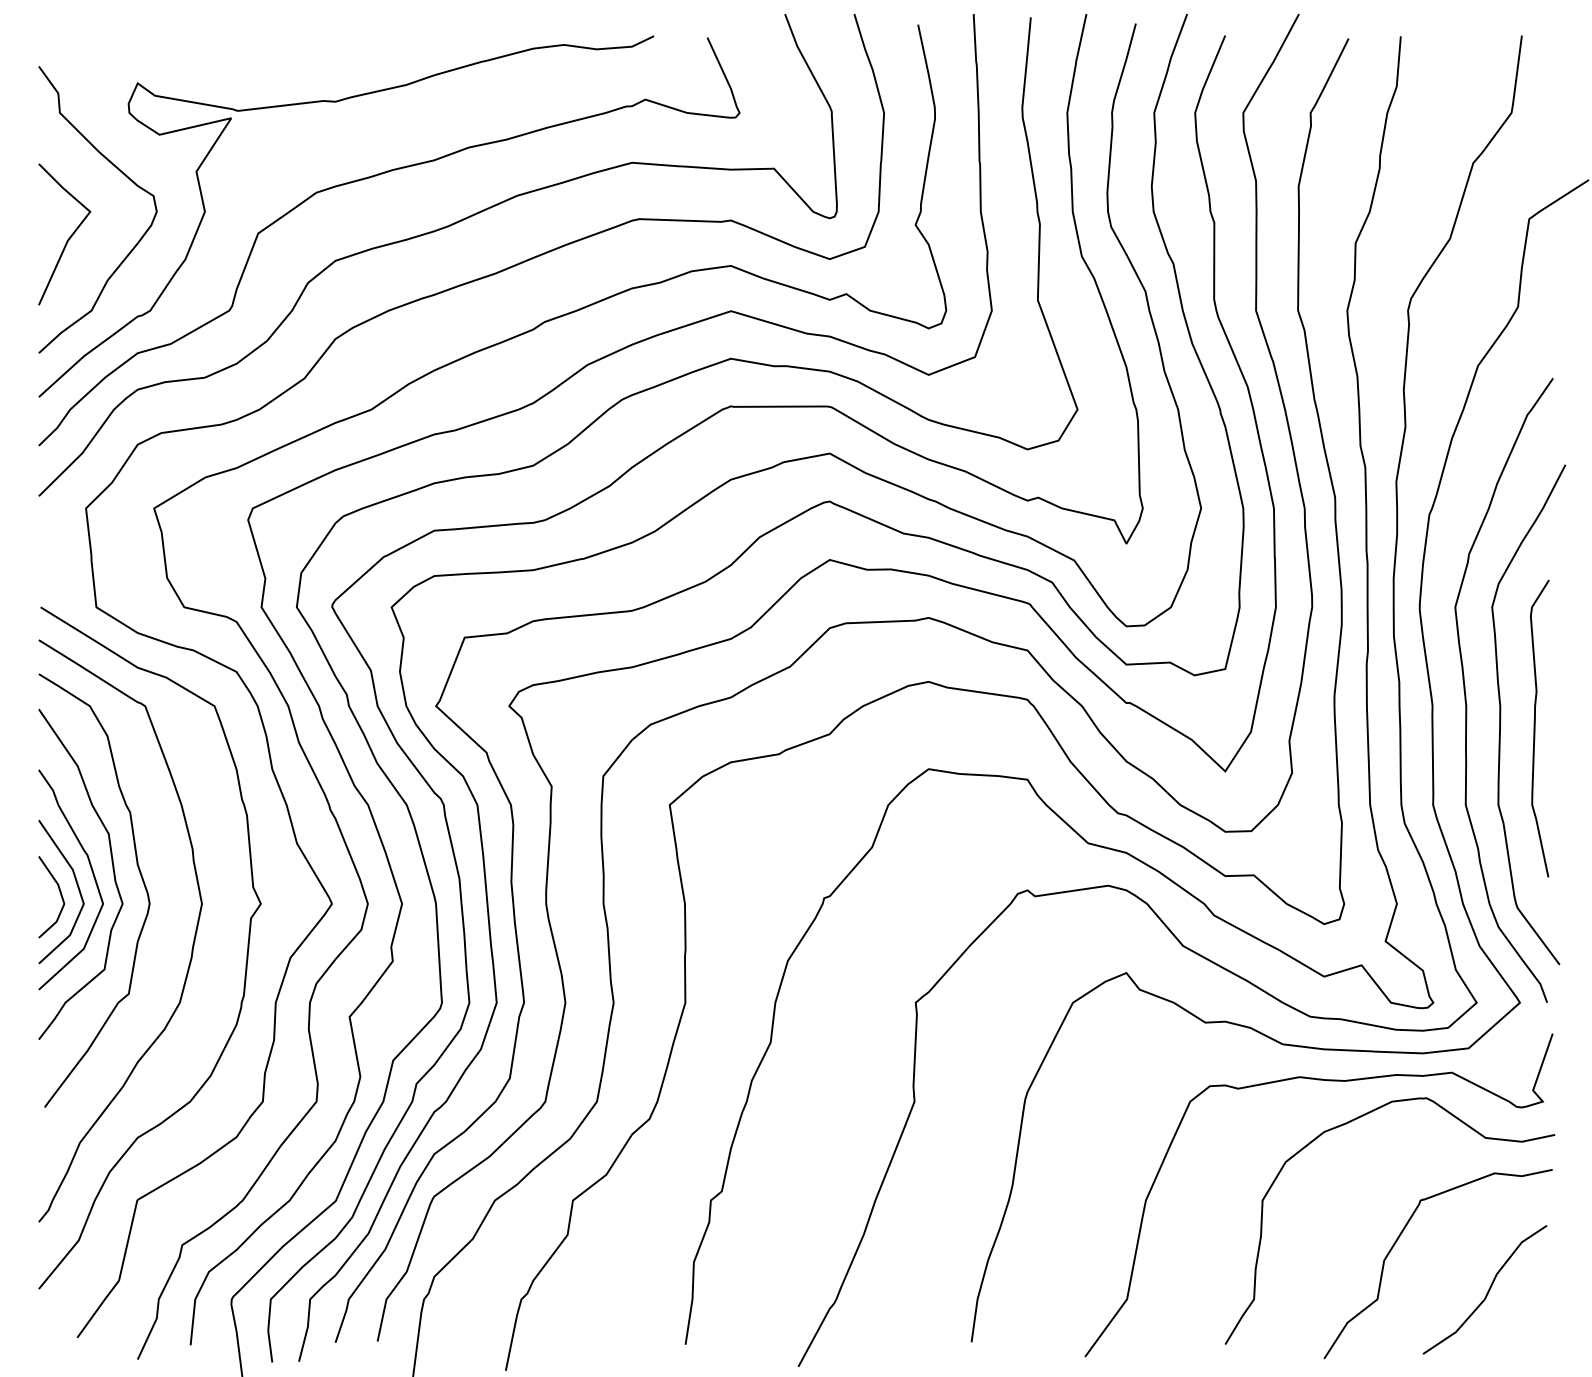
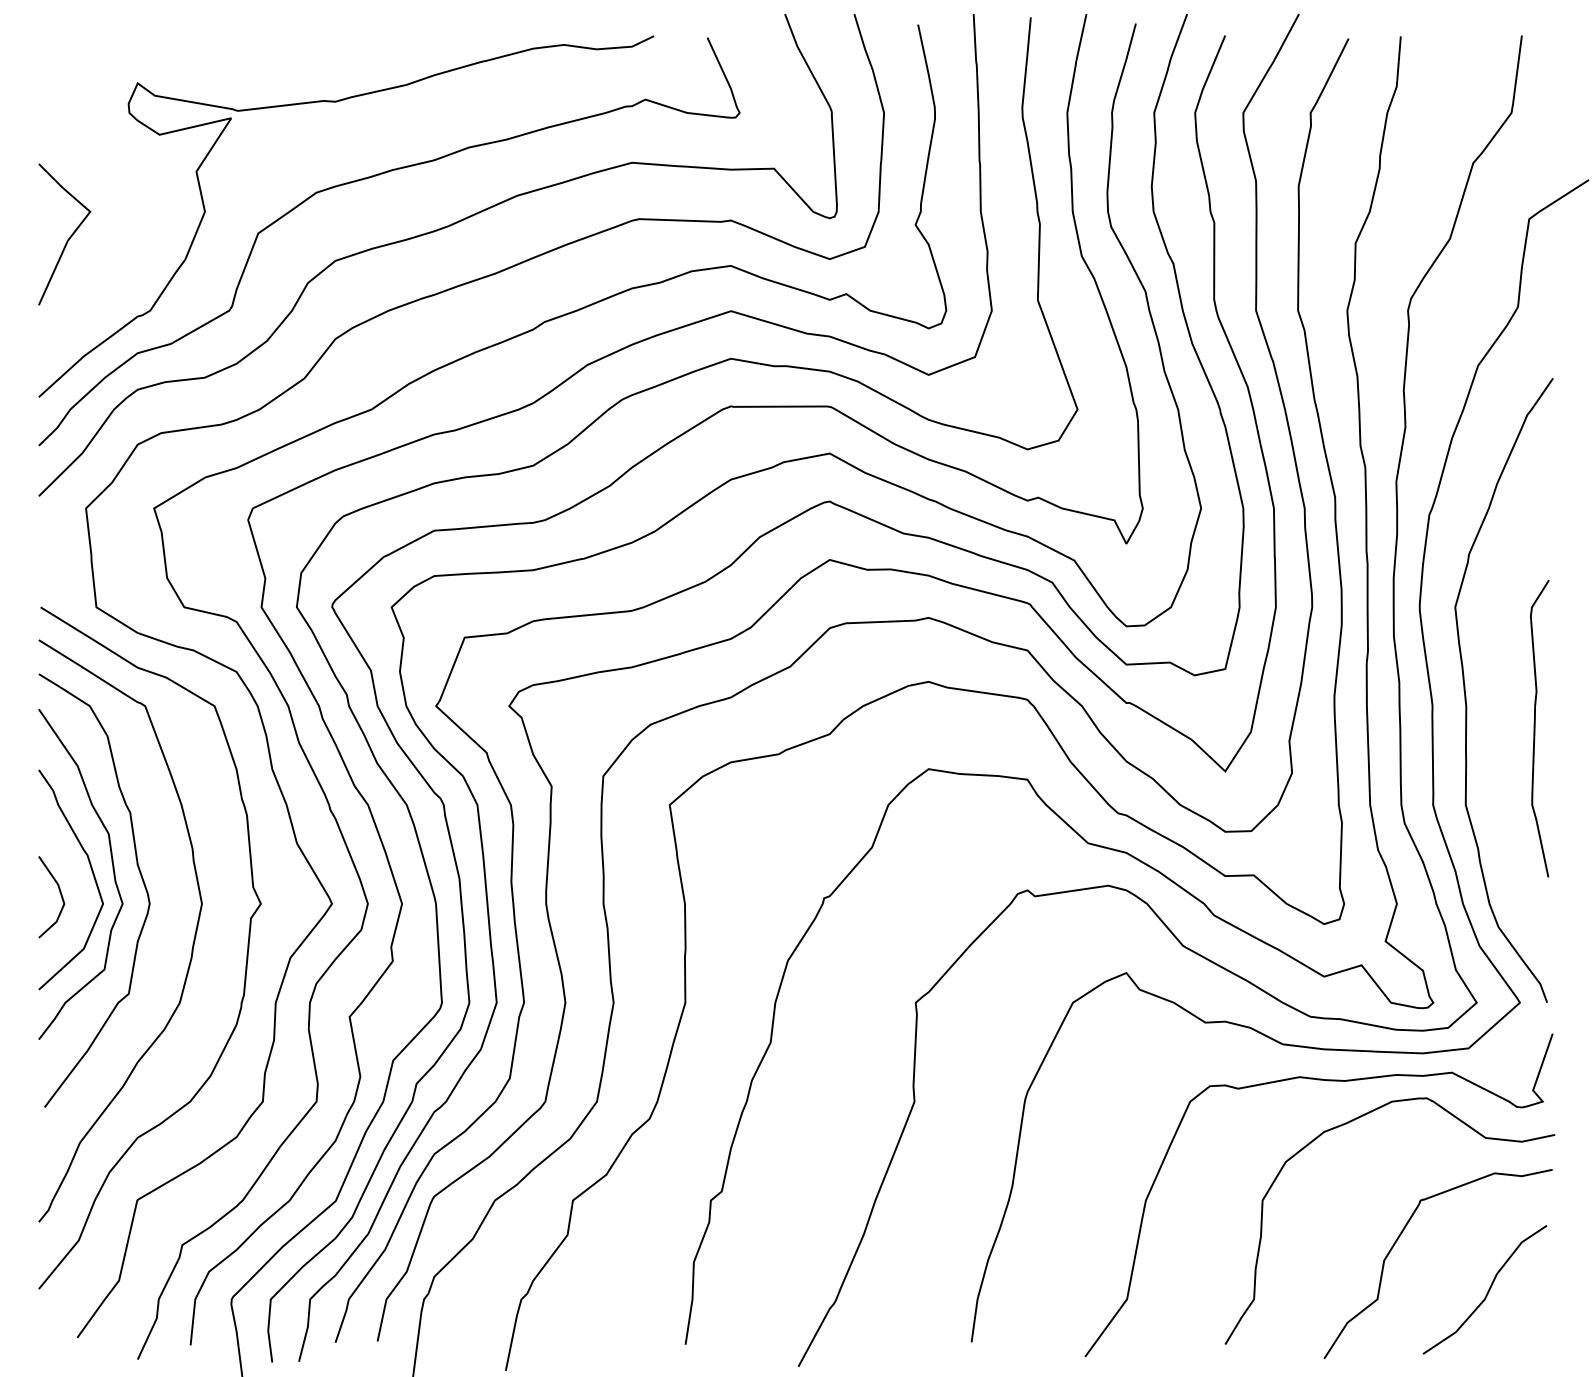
curve: present -> none (127, 178)
curve: present -> none (1501, 714)
line: present -> none (77, 888)
